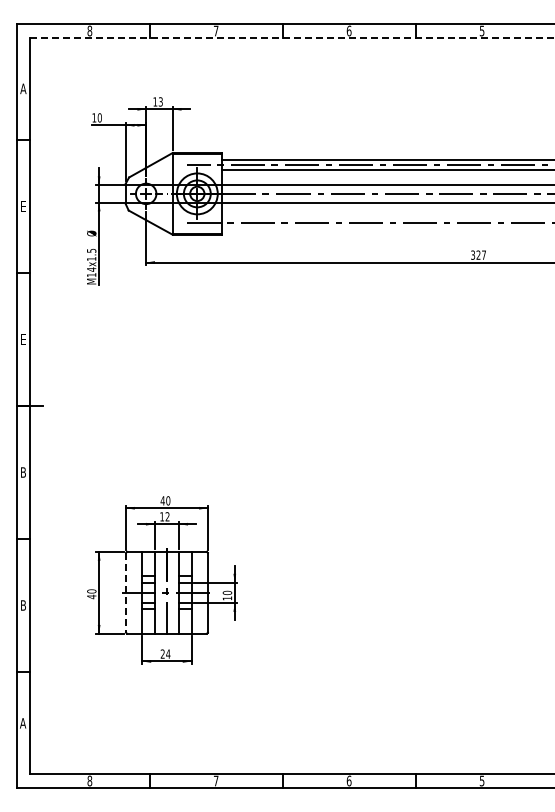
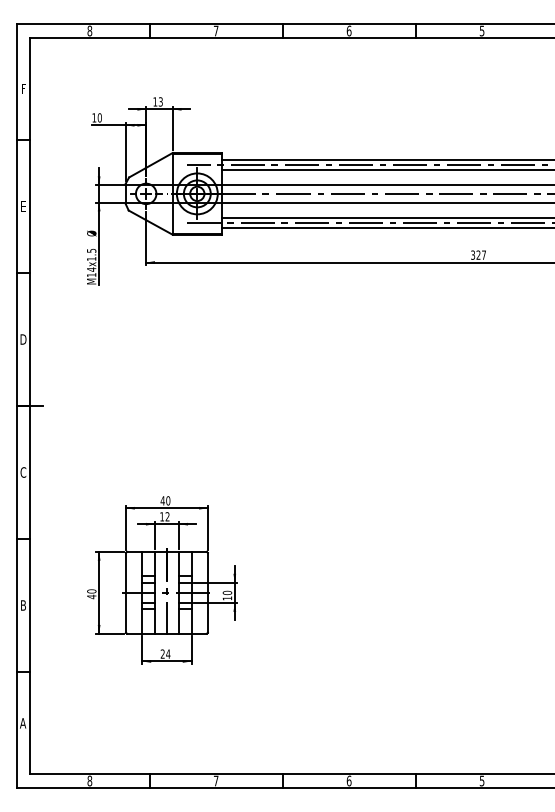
line: dashed -> solid (292, 37)
text: A -> F (23, 88)
line: none -> present (386, 217)
line: none -> present (386, 227)
text: E -> D (23, 339)
text: B -> C (23, 472)
line: dashed -> solid (126, 592)
